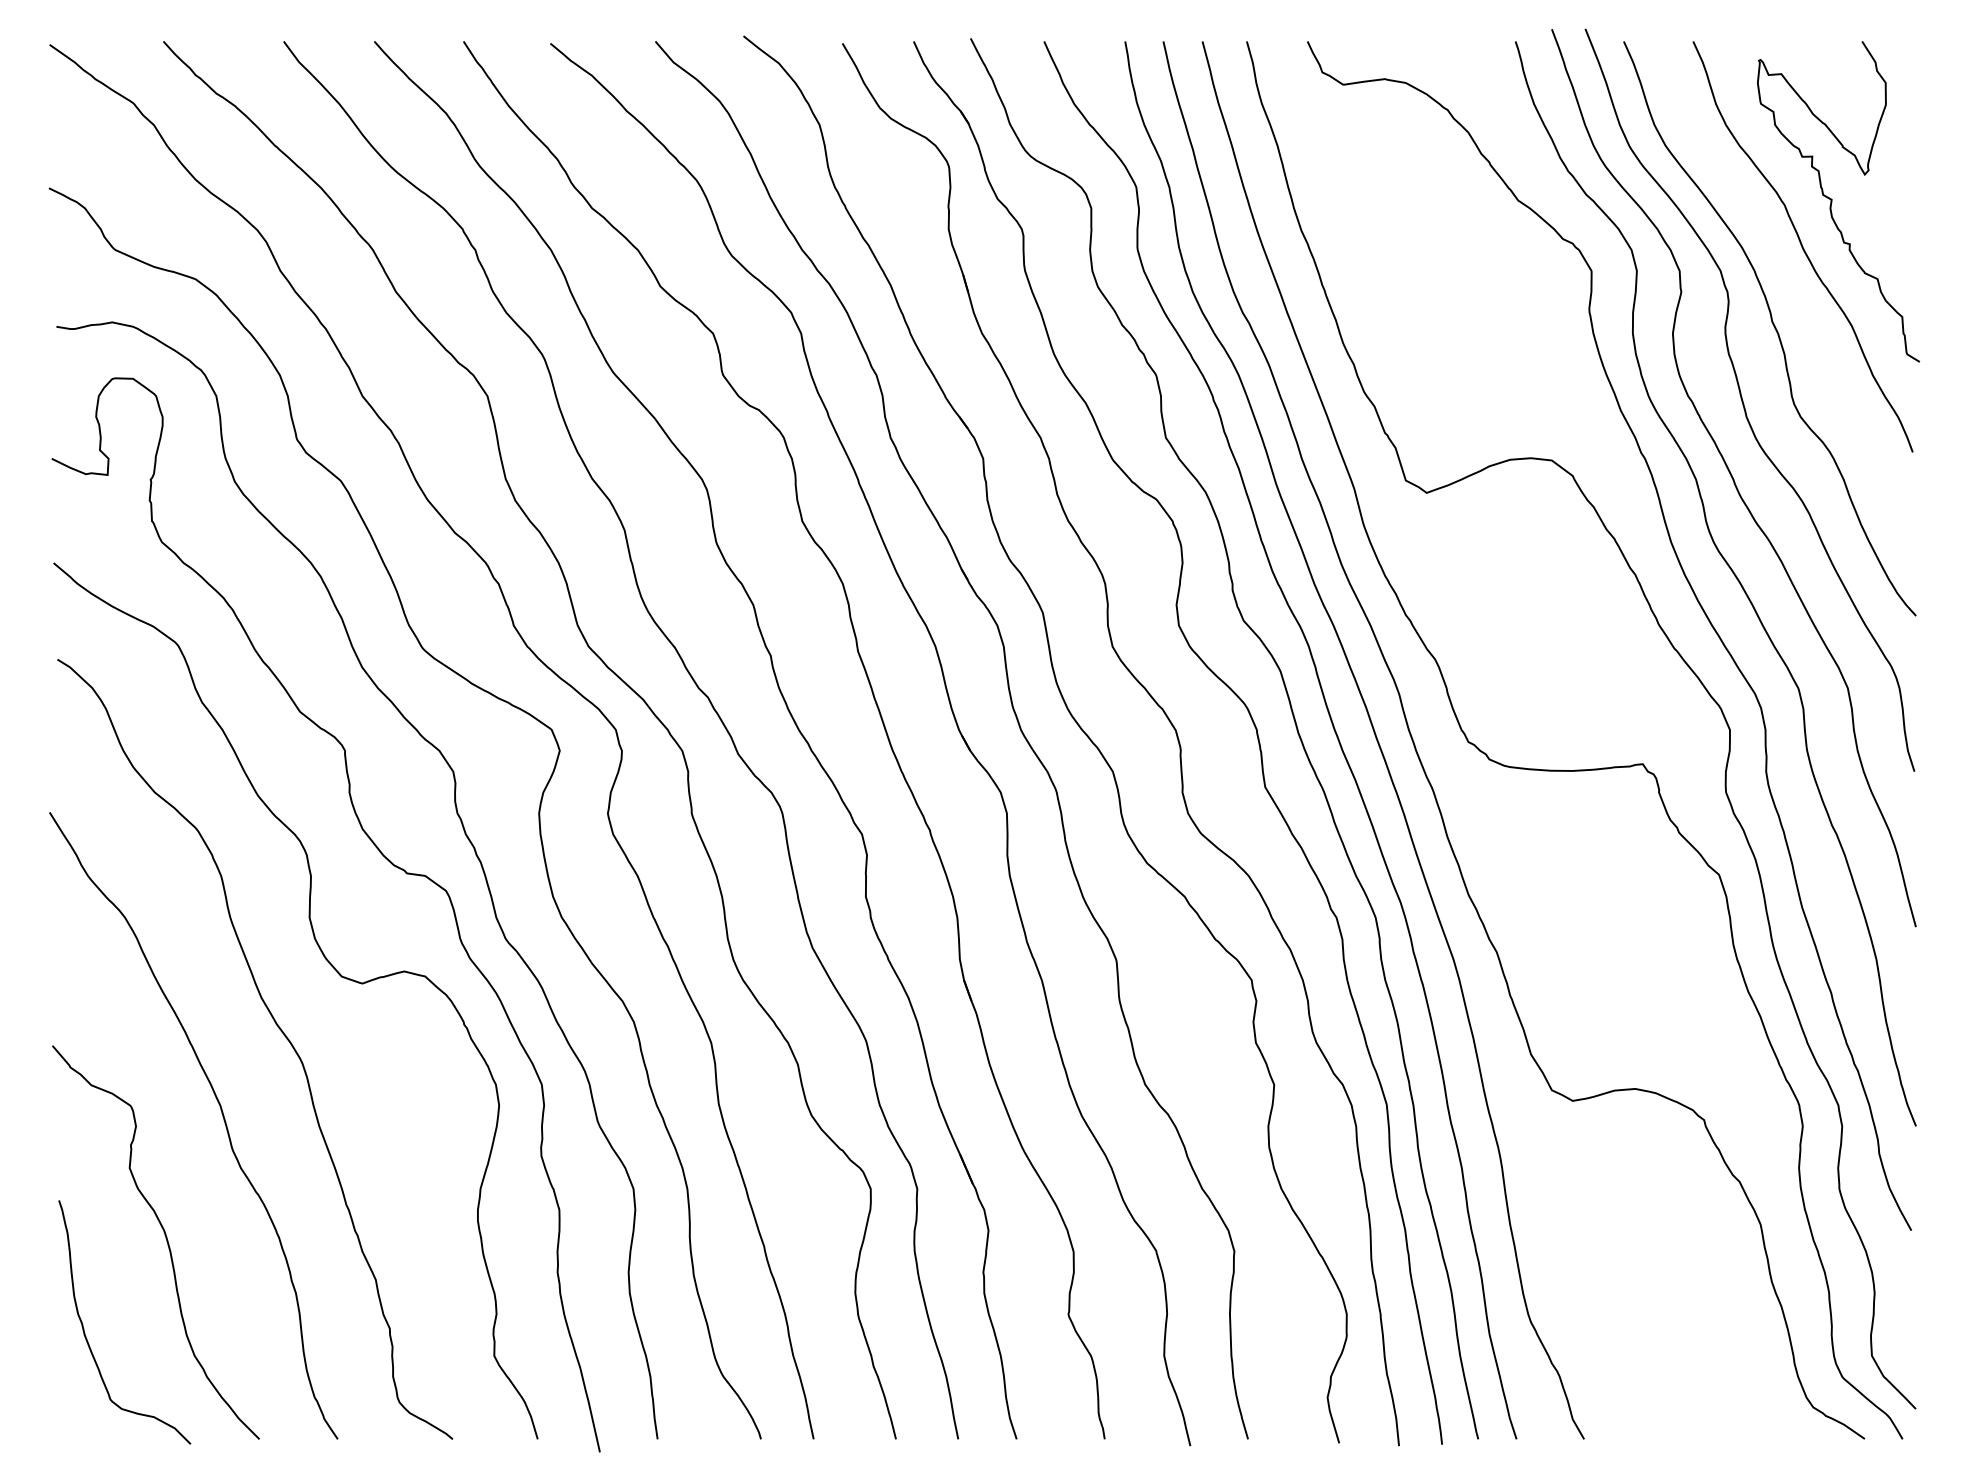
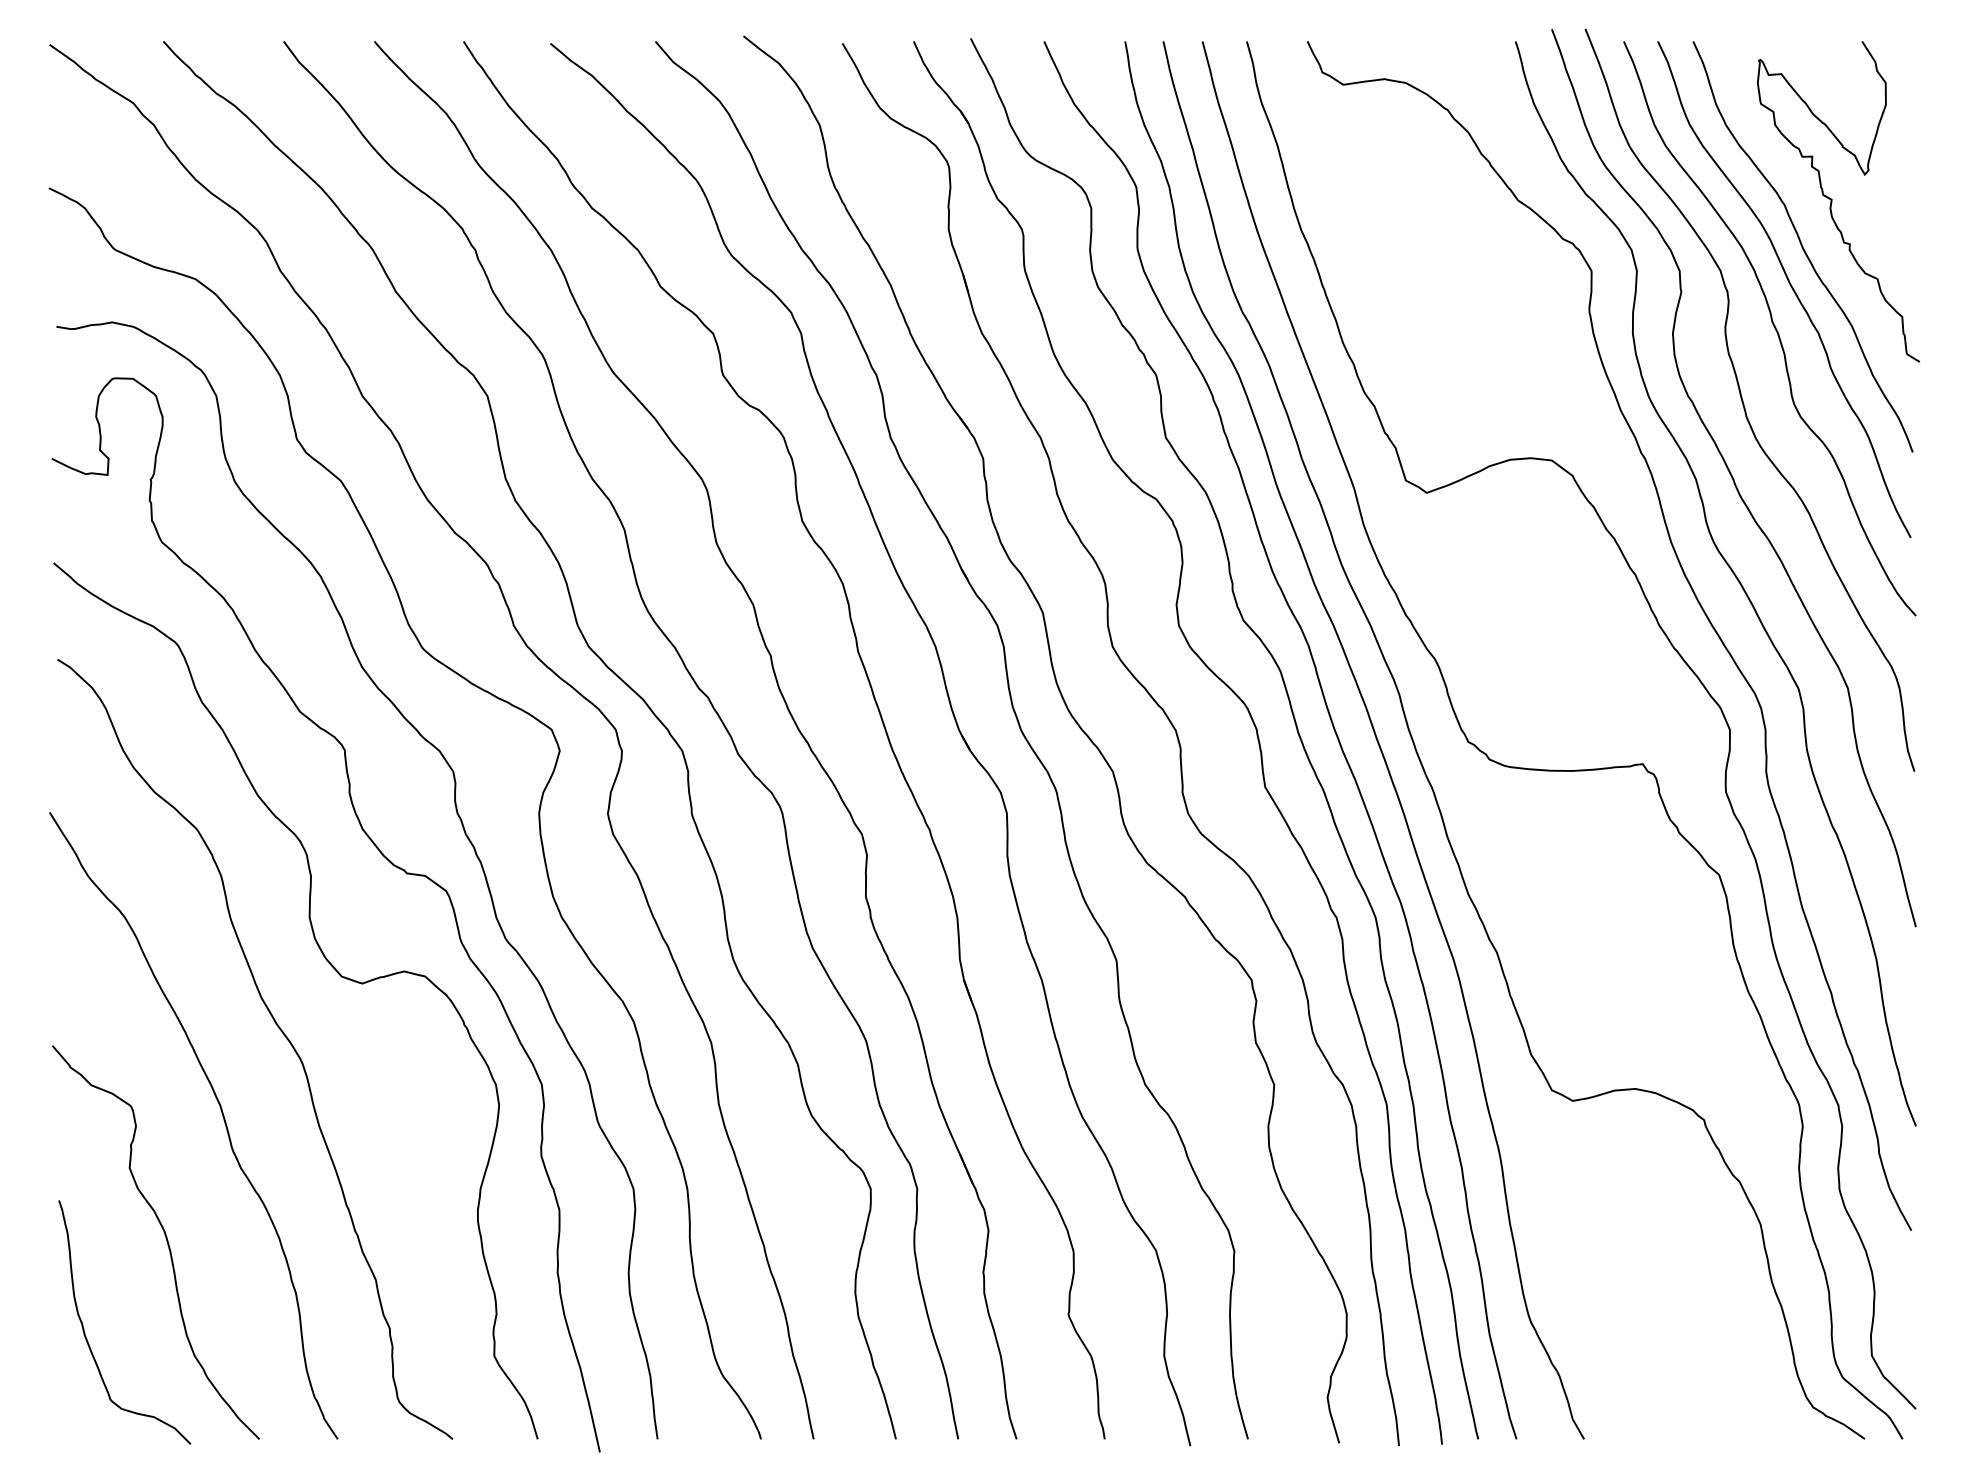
curve: none -> present (1790, 286)
